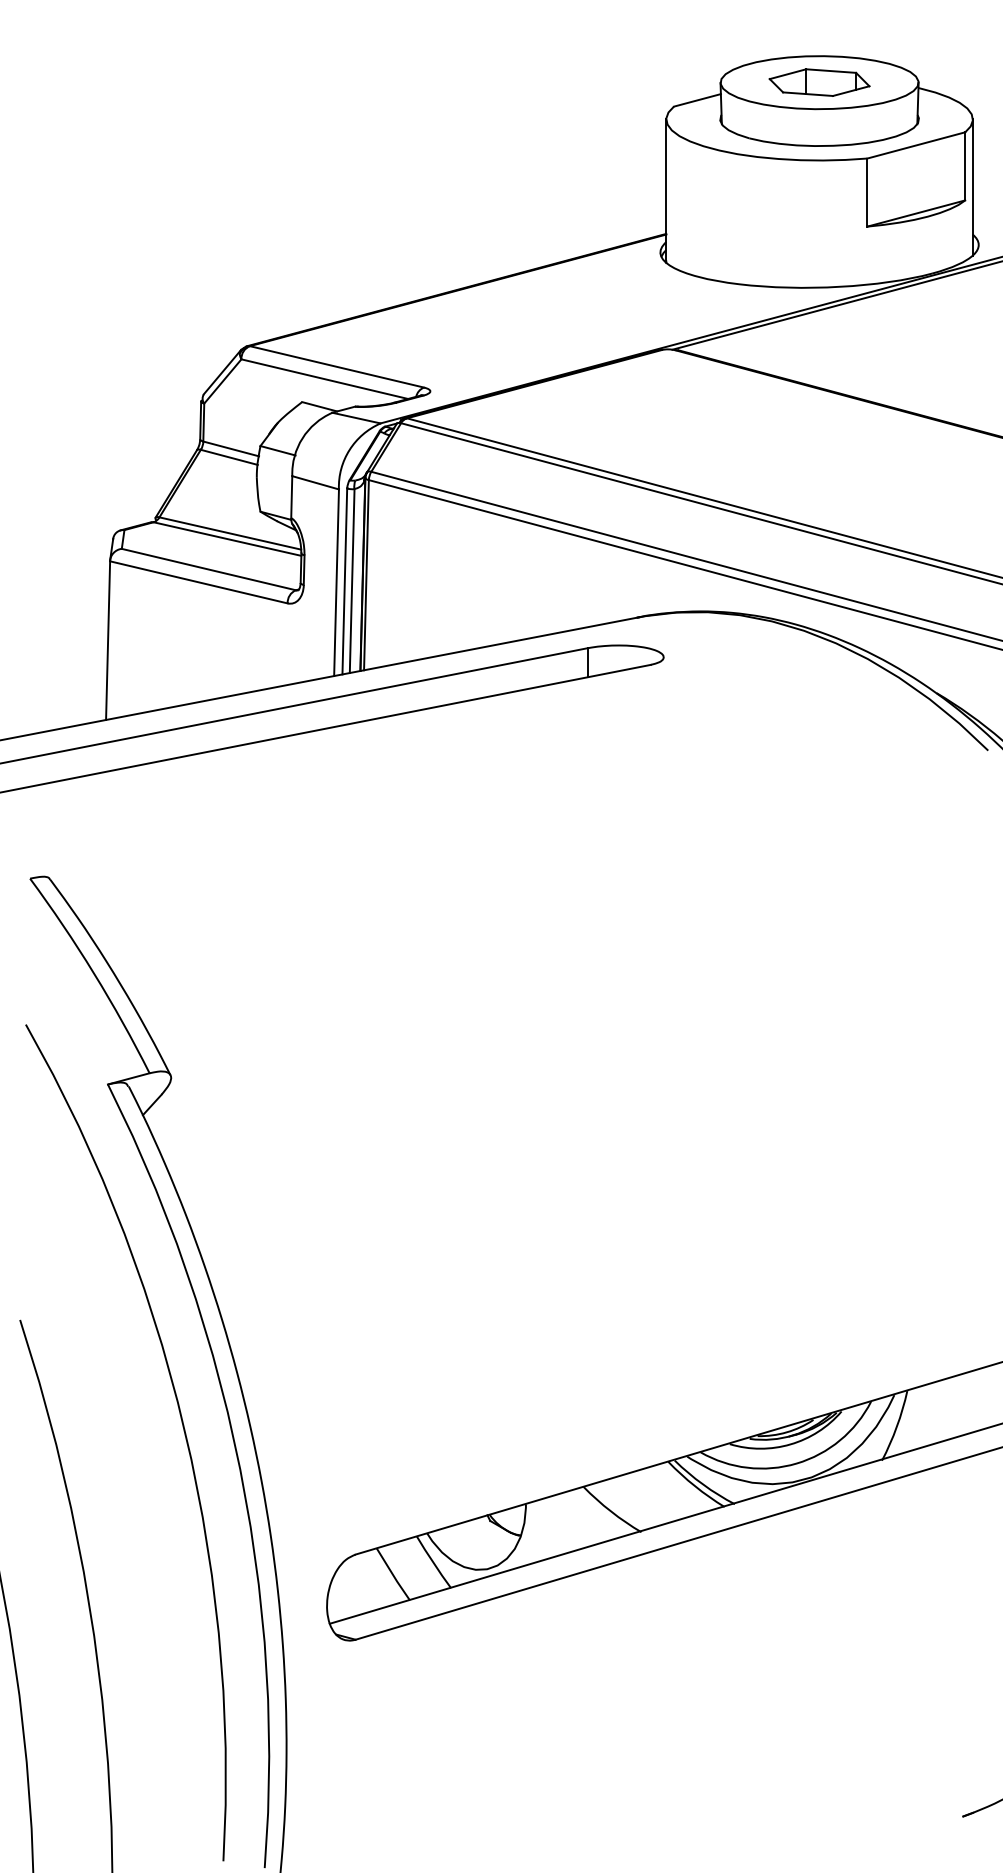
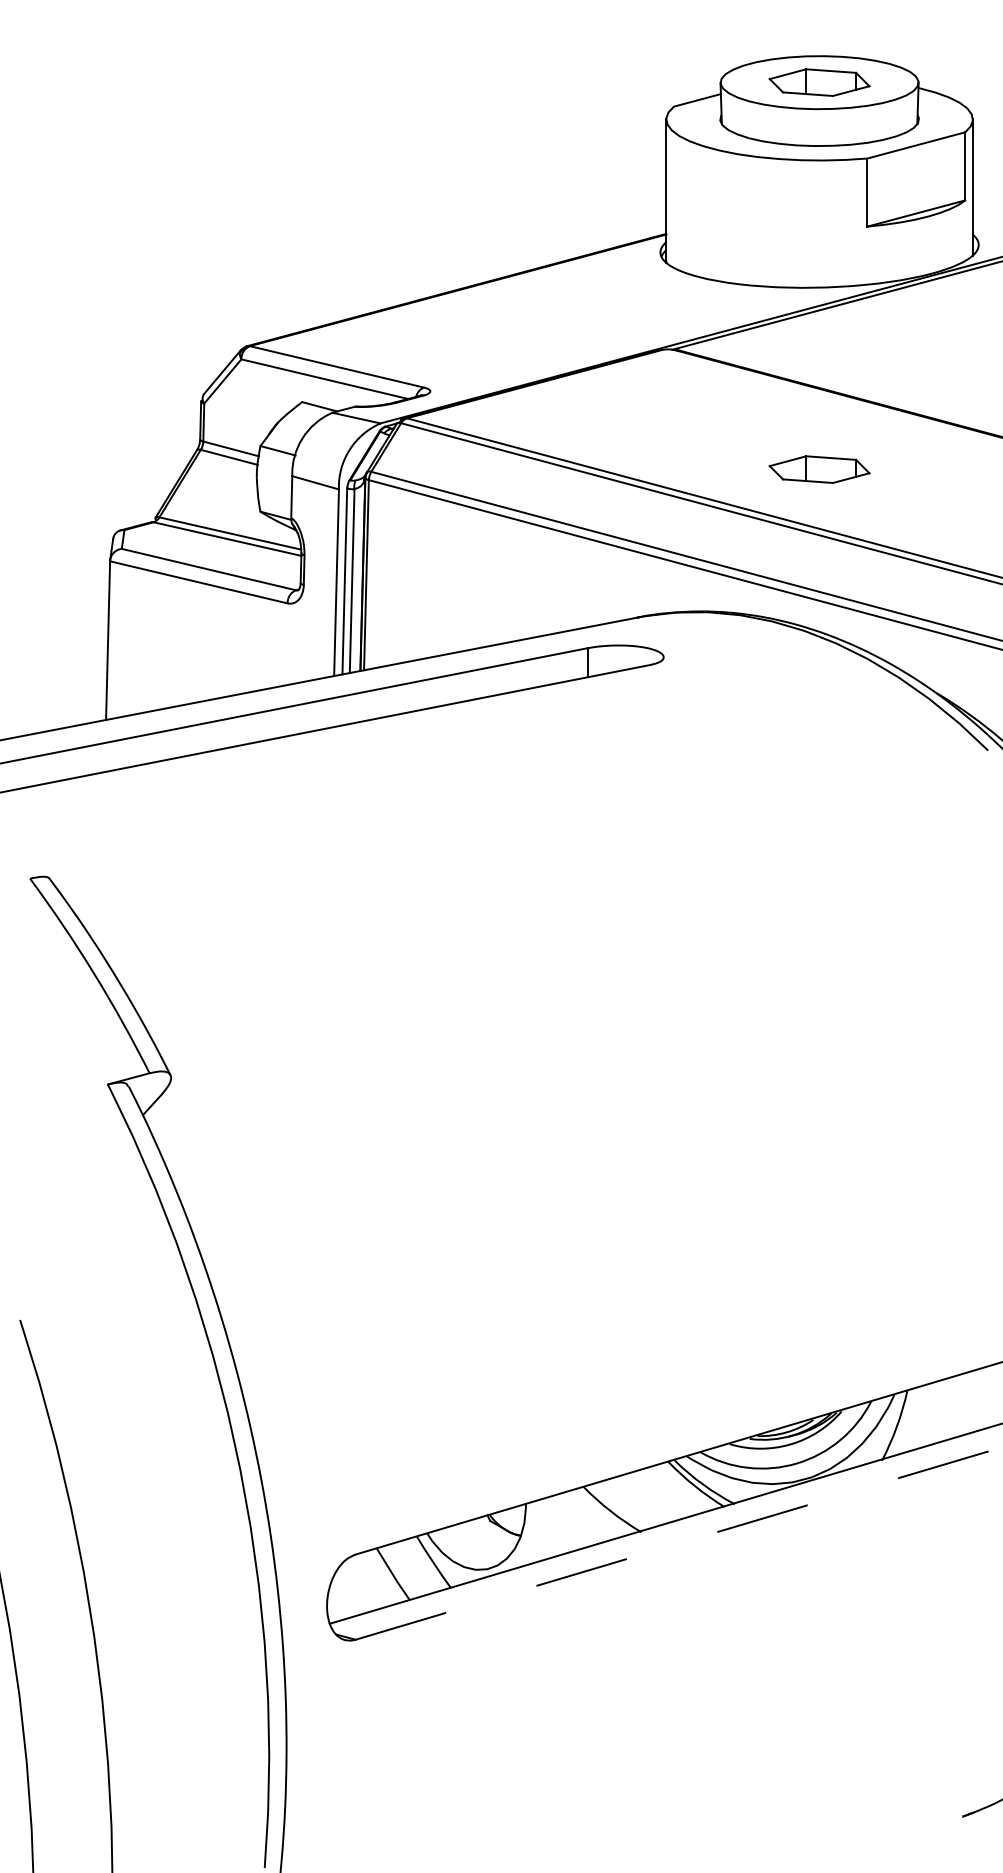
part: none -> present (819, 469)
curve: present -> none (182, 1427)
line: solid -> dashed (679, 1543)
